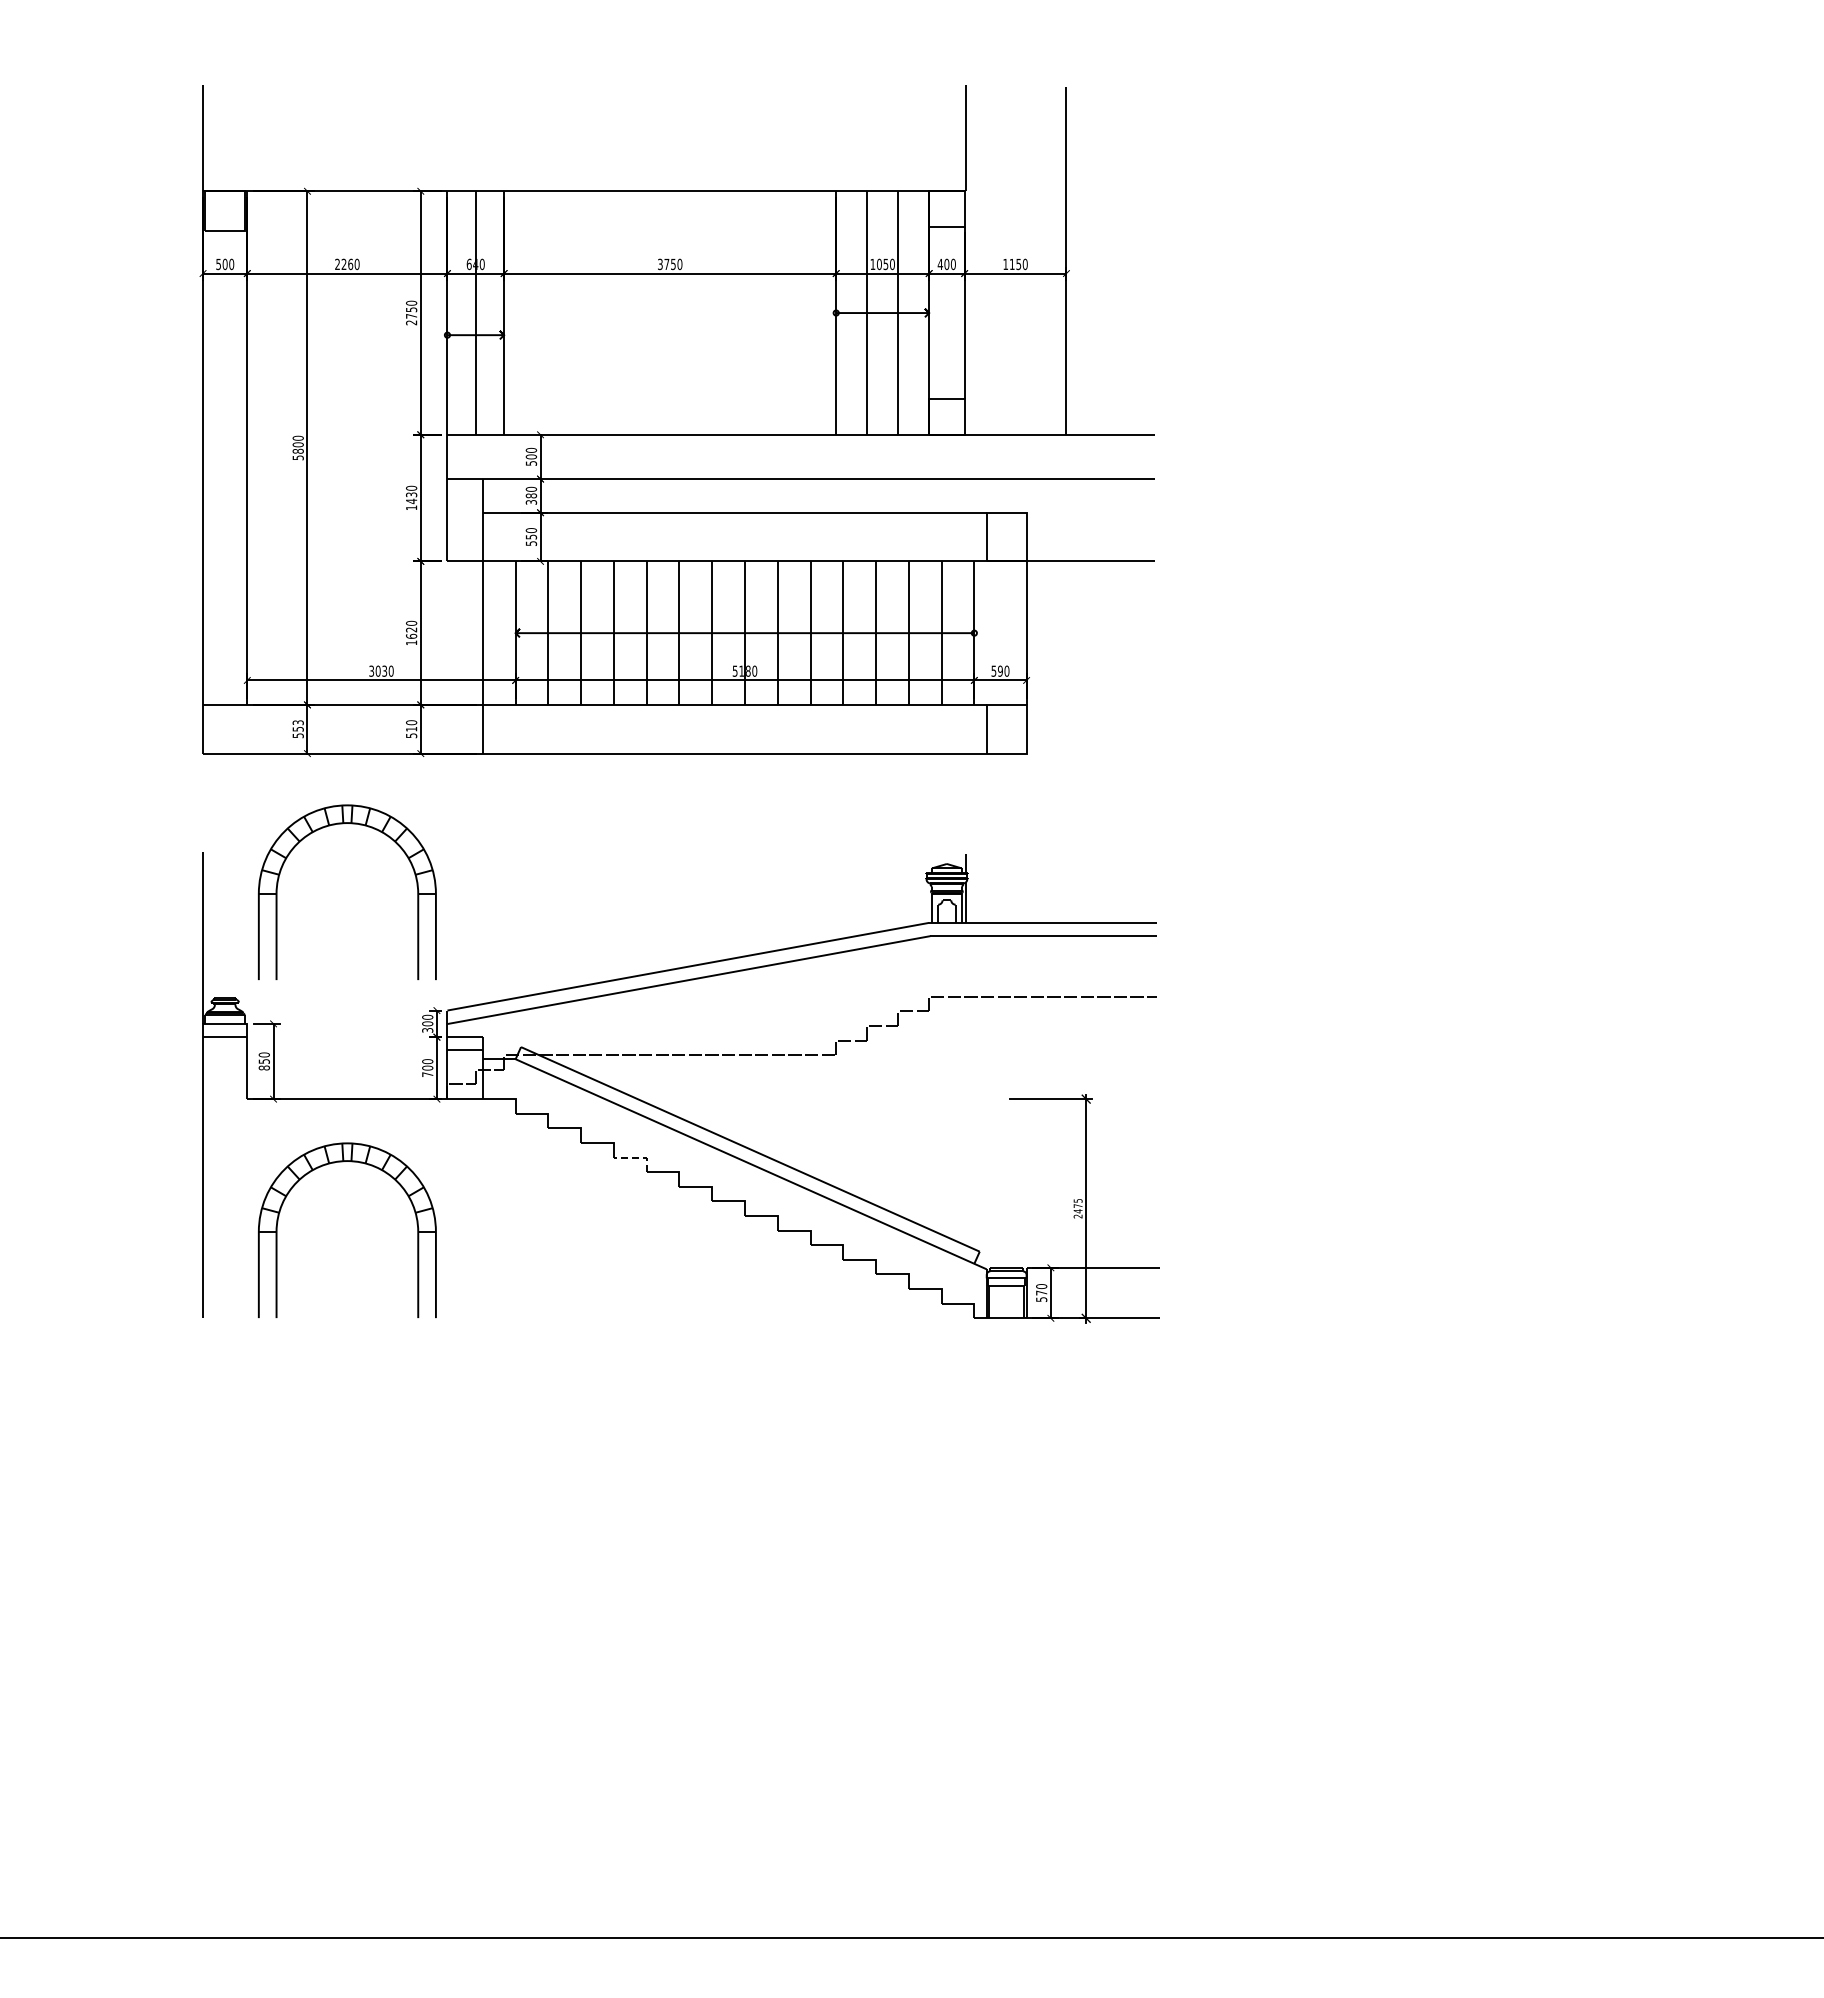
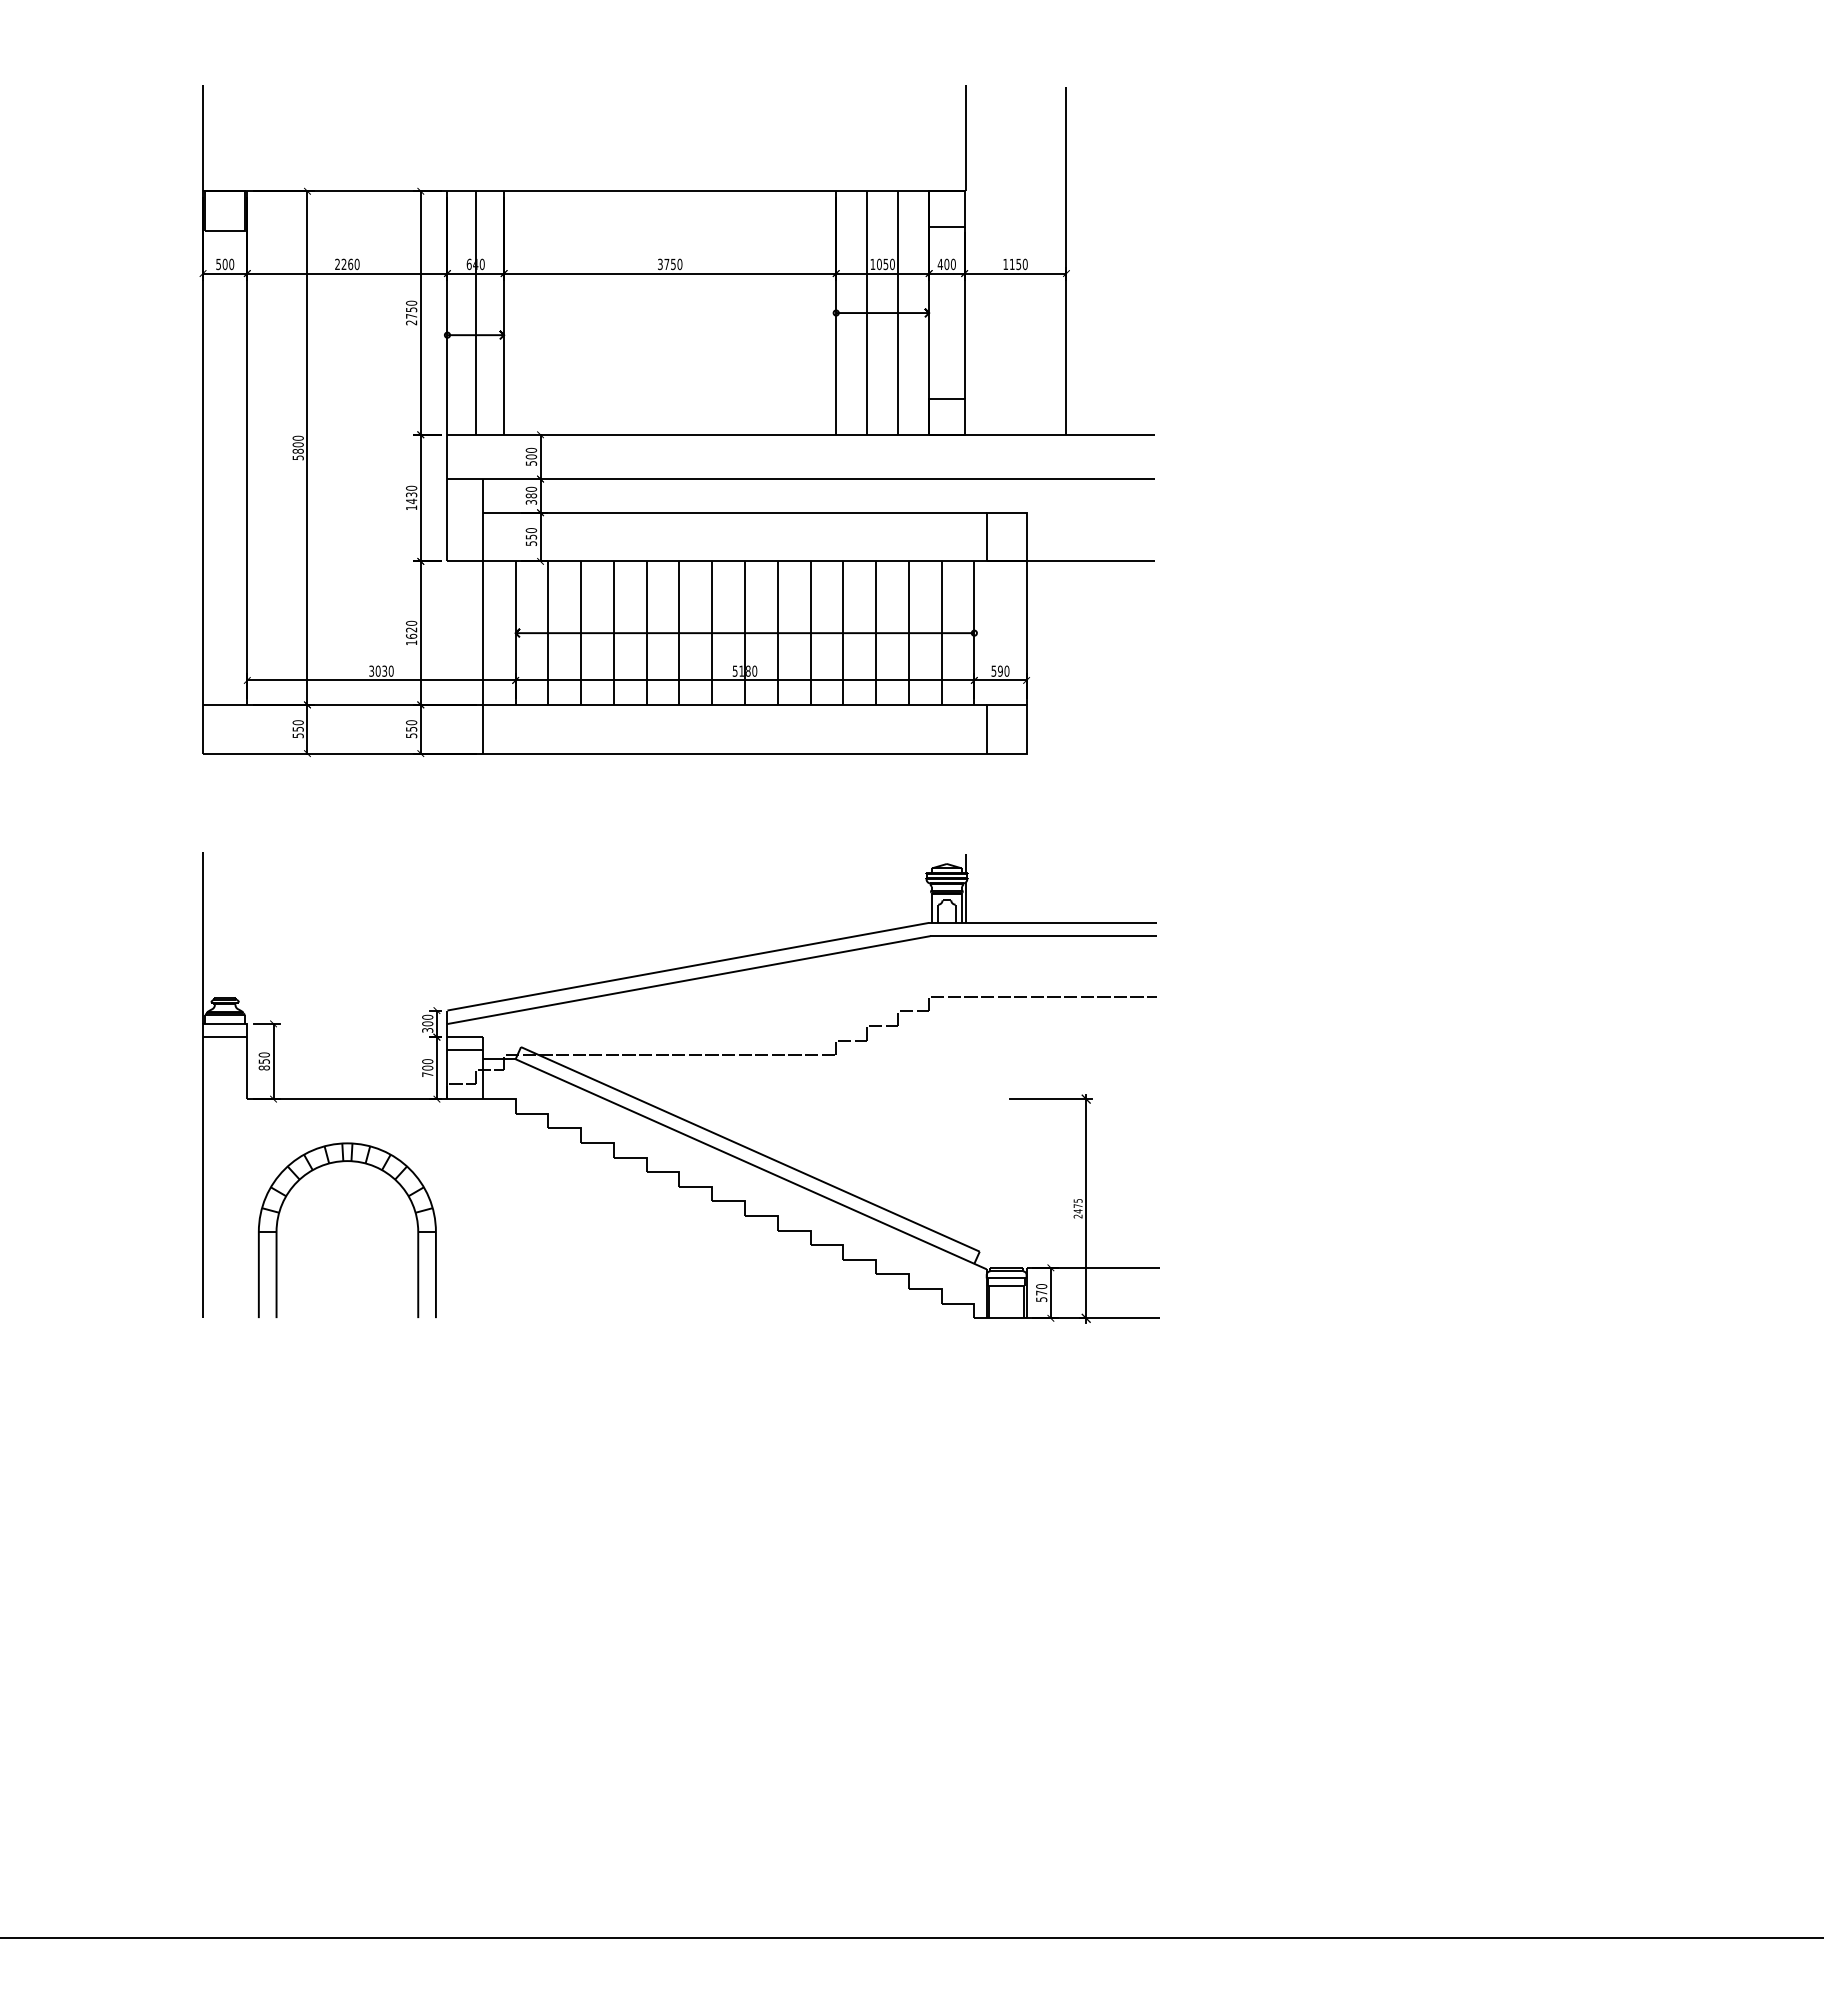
text: 553 -> 550 (297, 722)
text: 510 -> 550 (411, 729)
part: present -> none (343, 824)
line: dashed -> solid (637, 1157)
